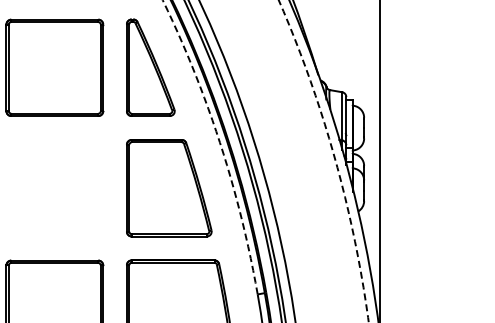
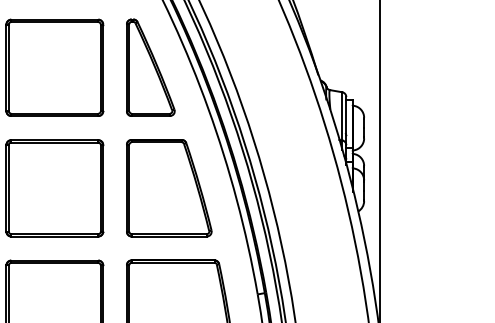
arc: dashed -> solid (220, 143)
circle: dashed -> solid (323, 161)
part: none -> present (54, 188)
